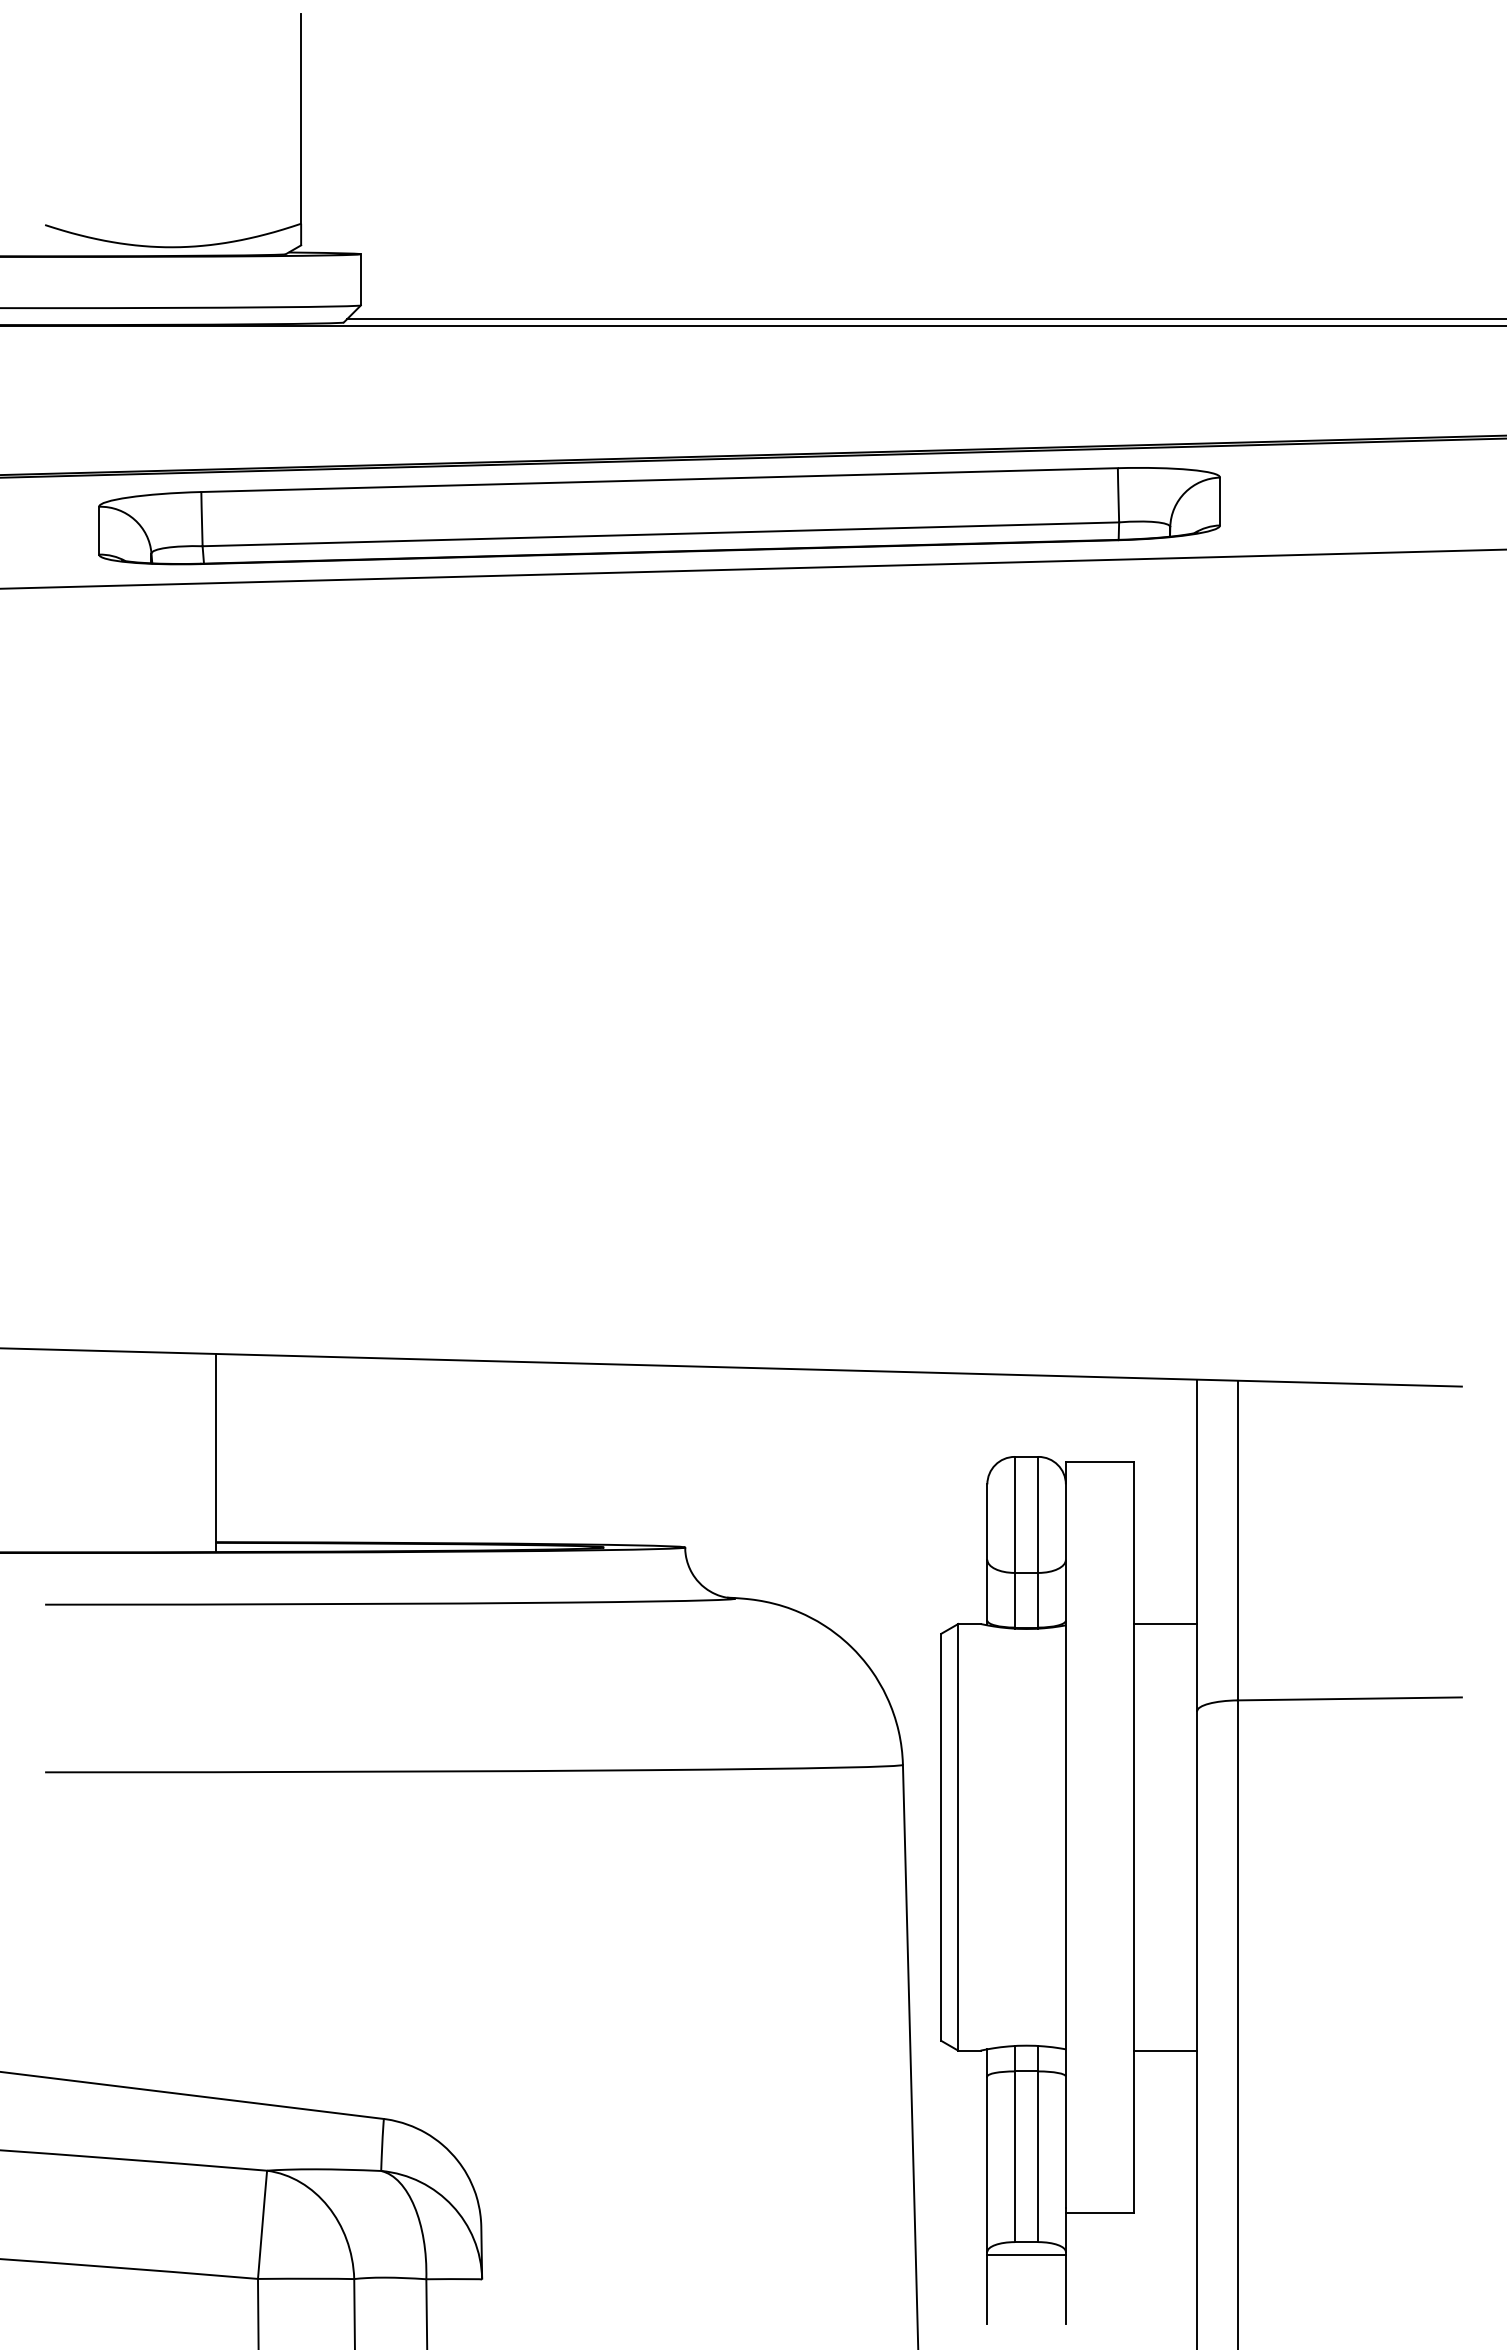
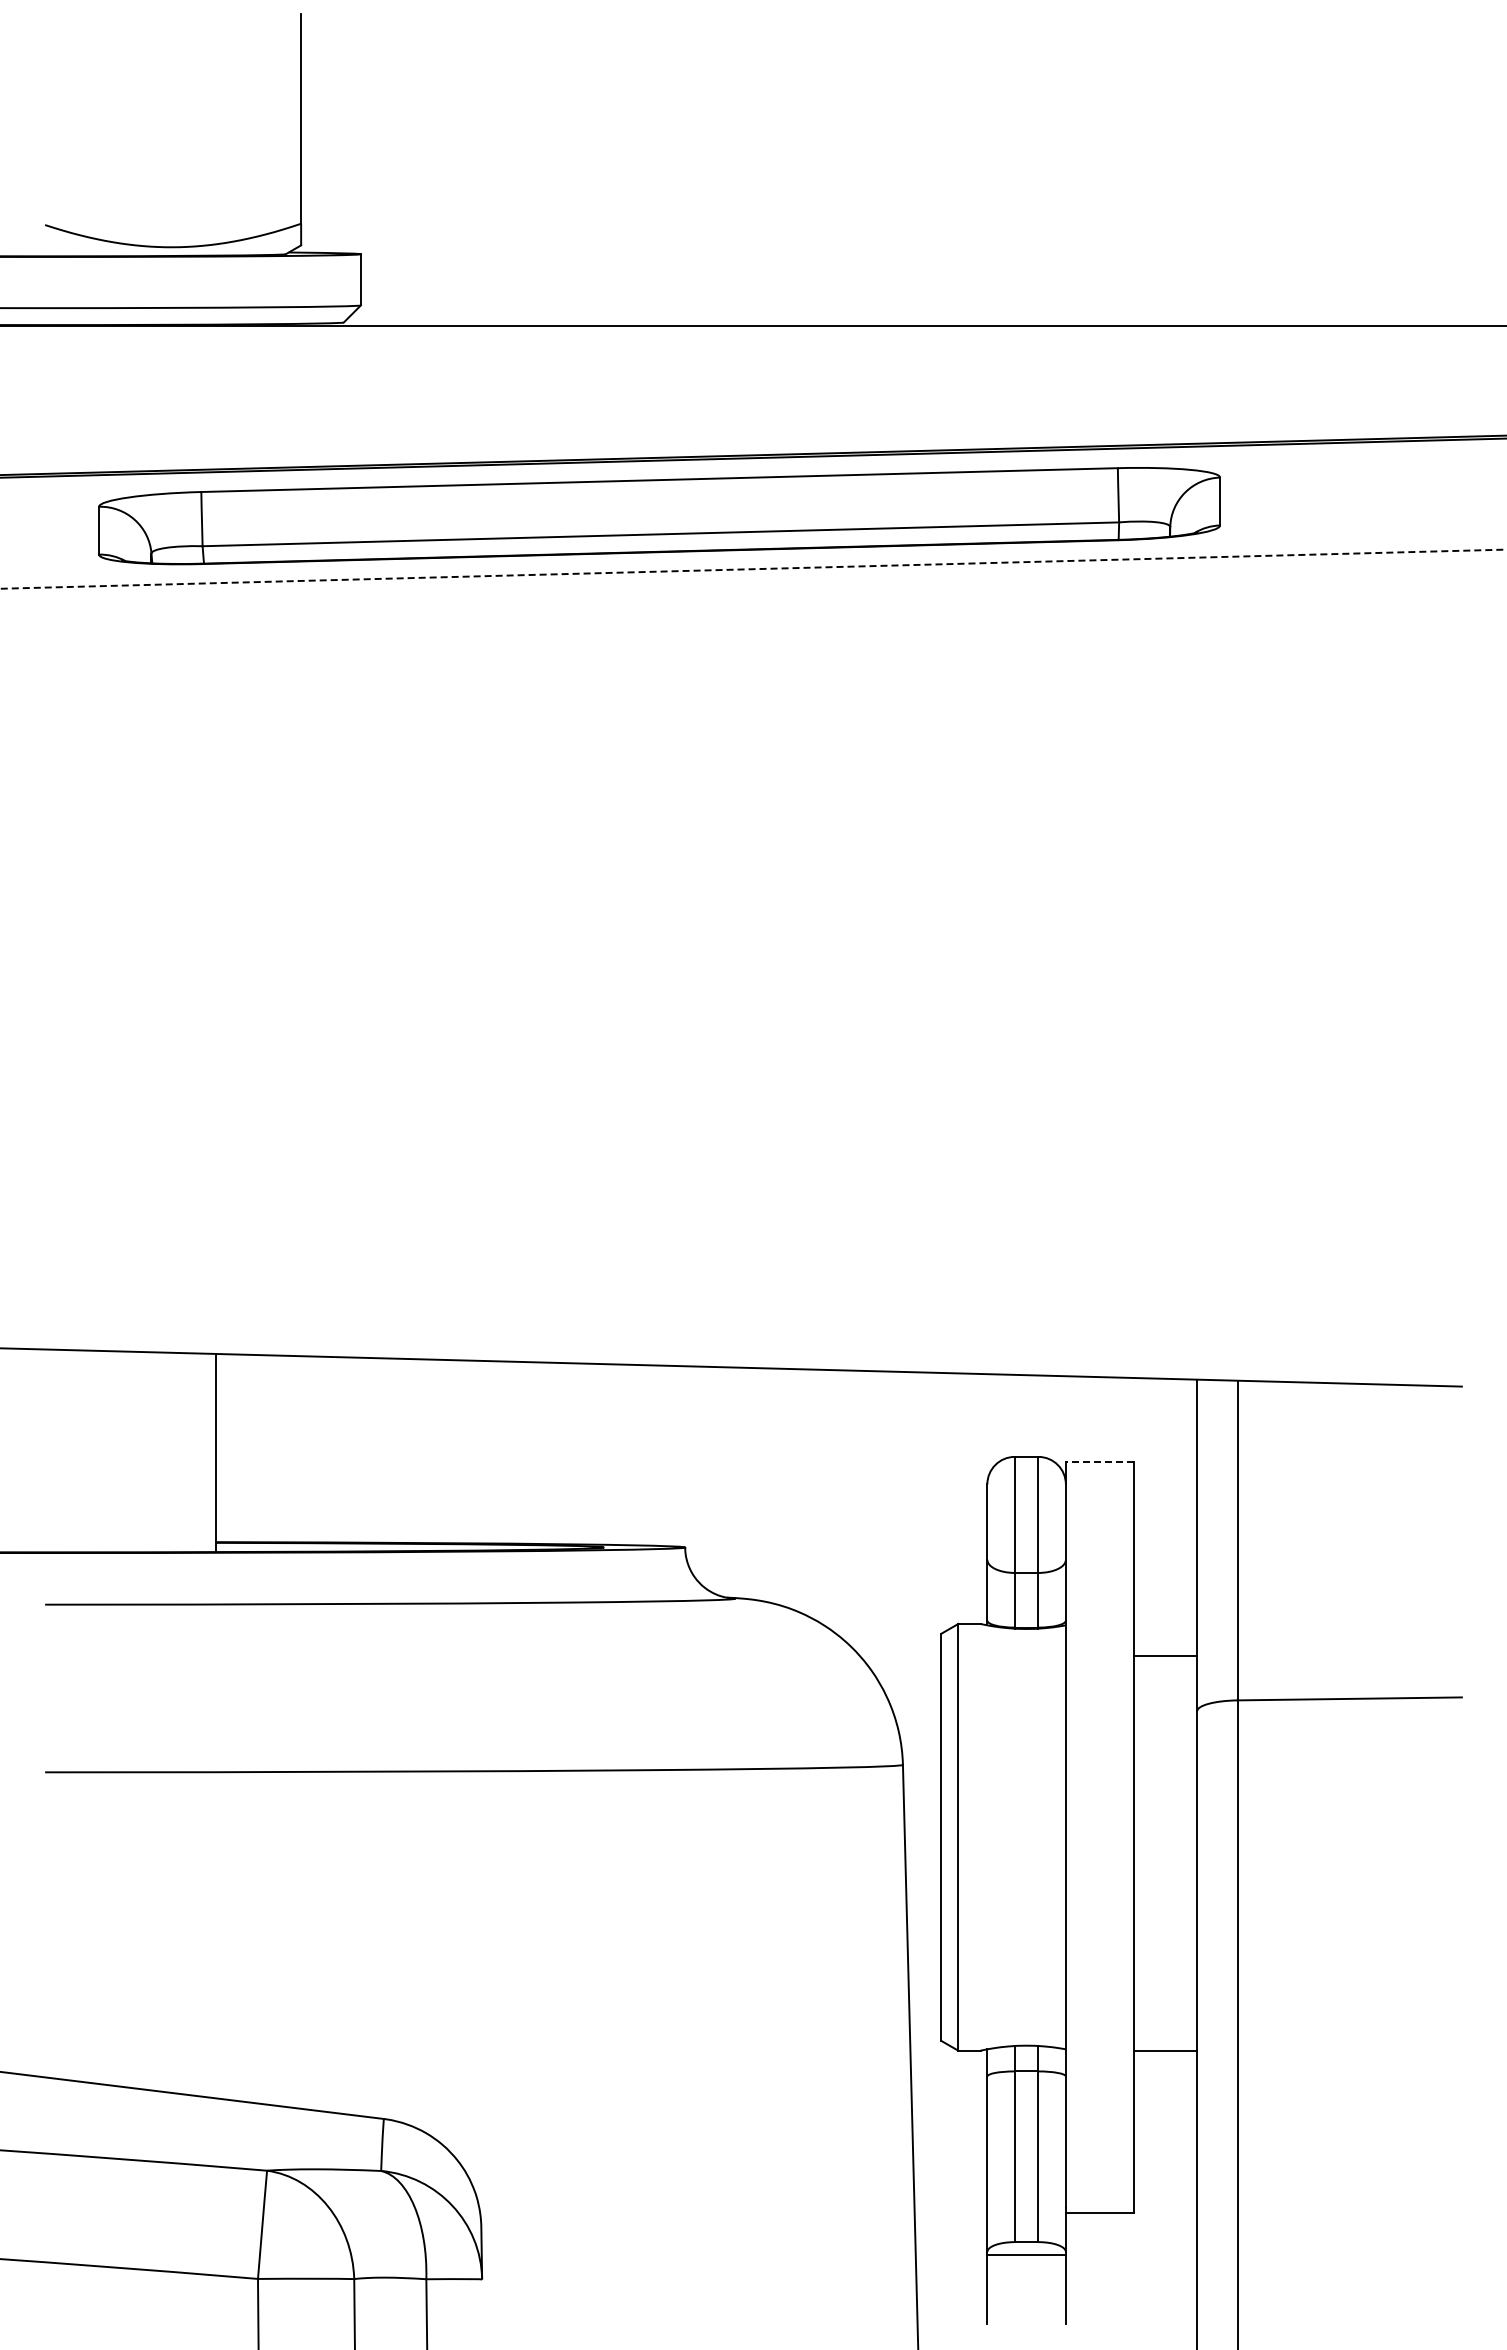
line: present -> none (925, 319)
line: solid -> dashed (753, 569)
line: solid -> dashed (1099, 1461)
line position: (1165, 1623) -> (1165, 1655) (1165, 1655)
